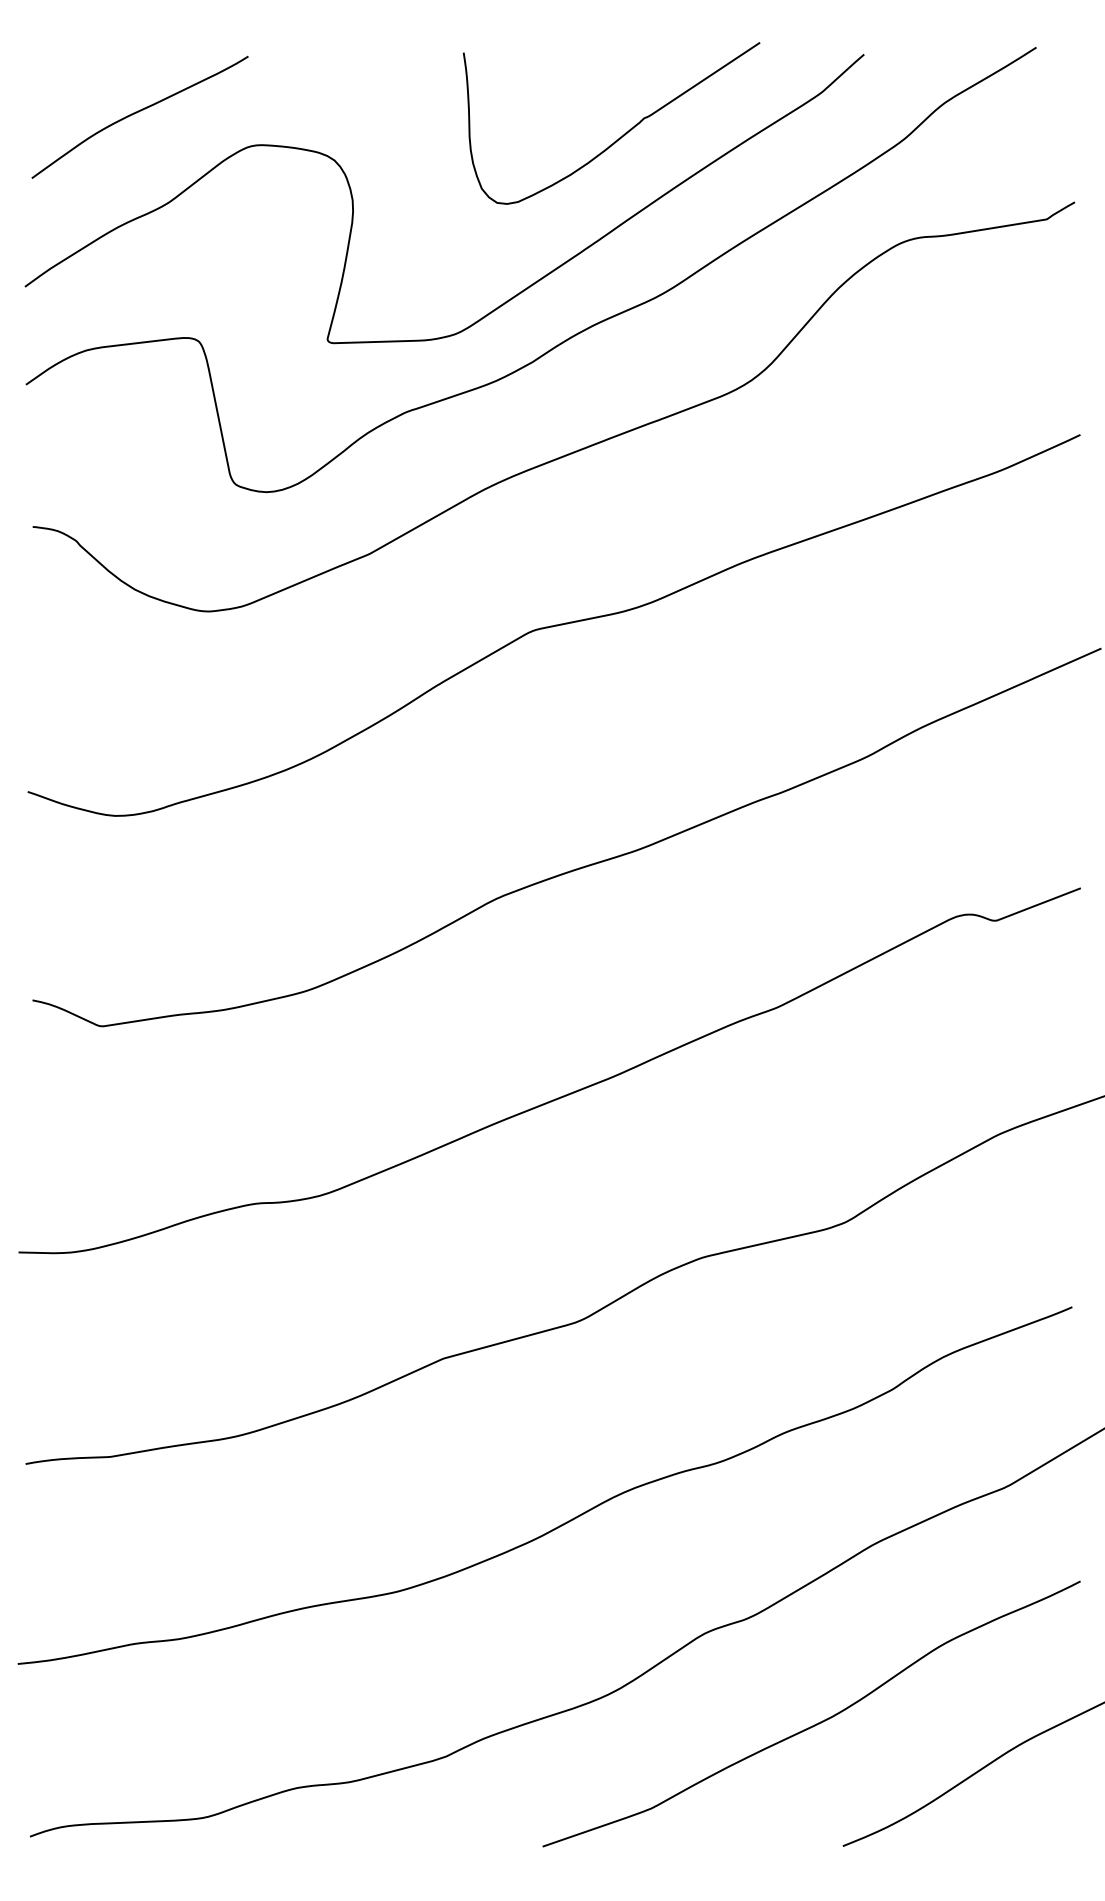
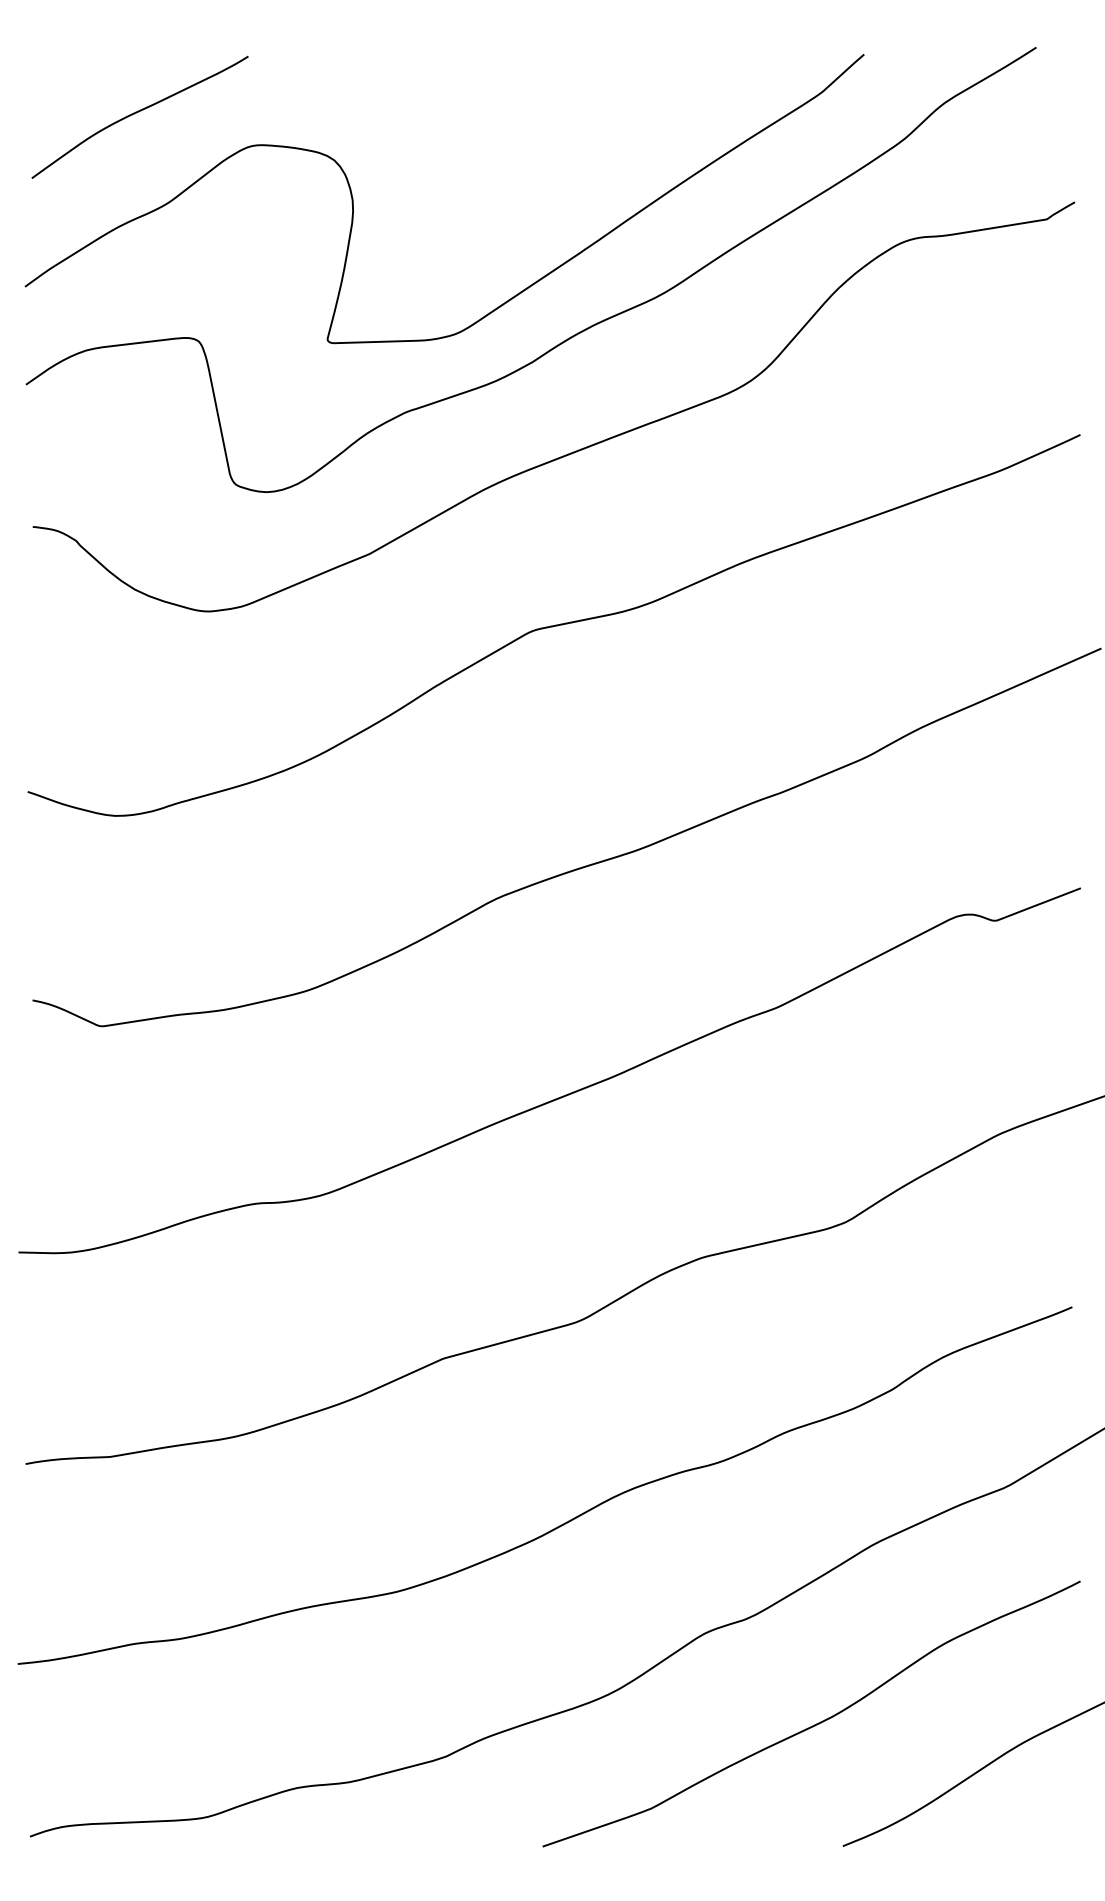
curve: present -> none (620, 136)
